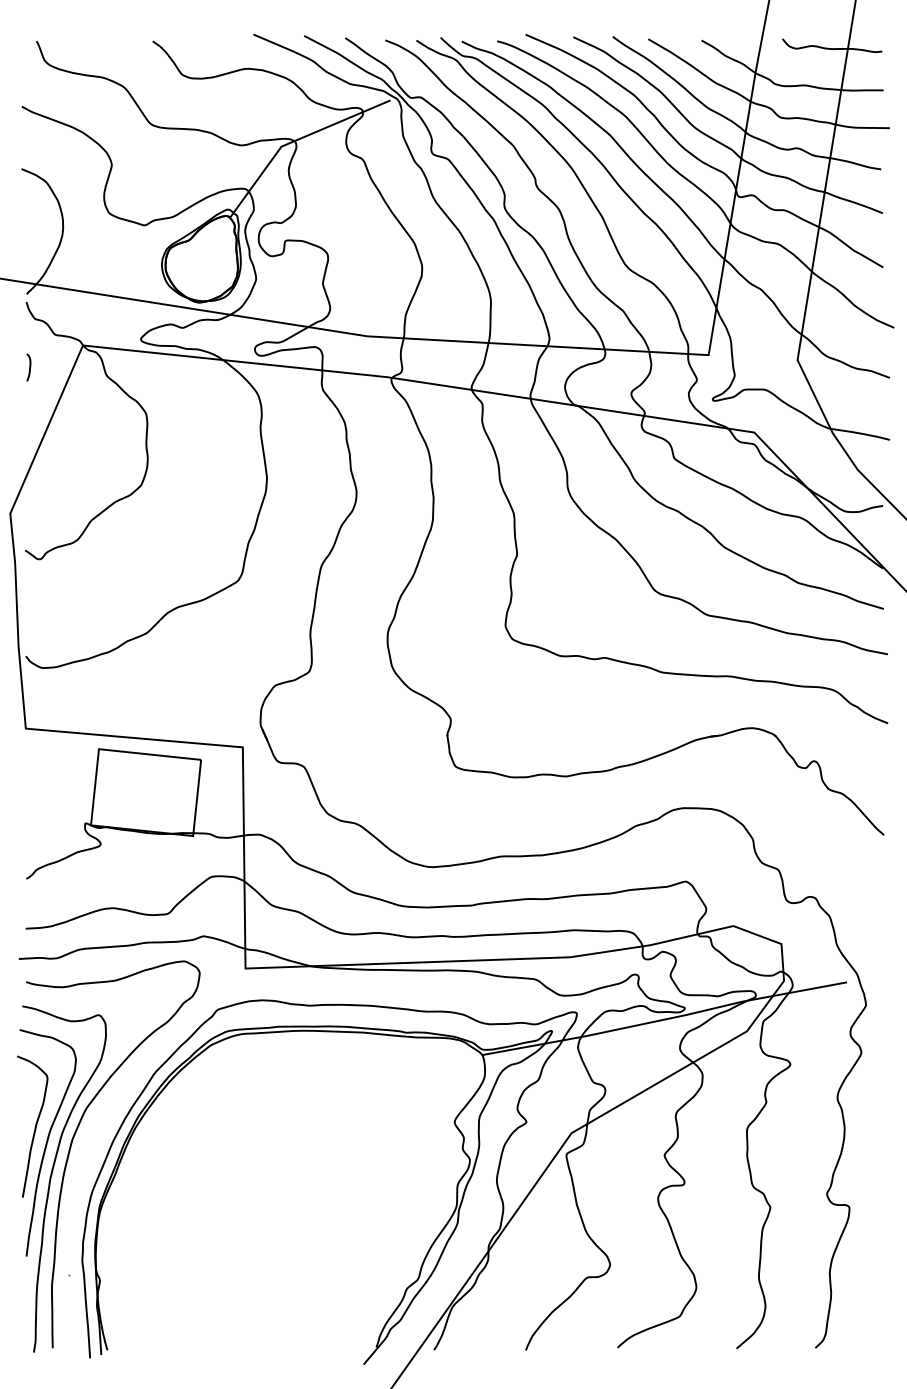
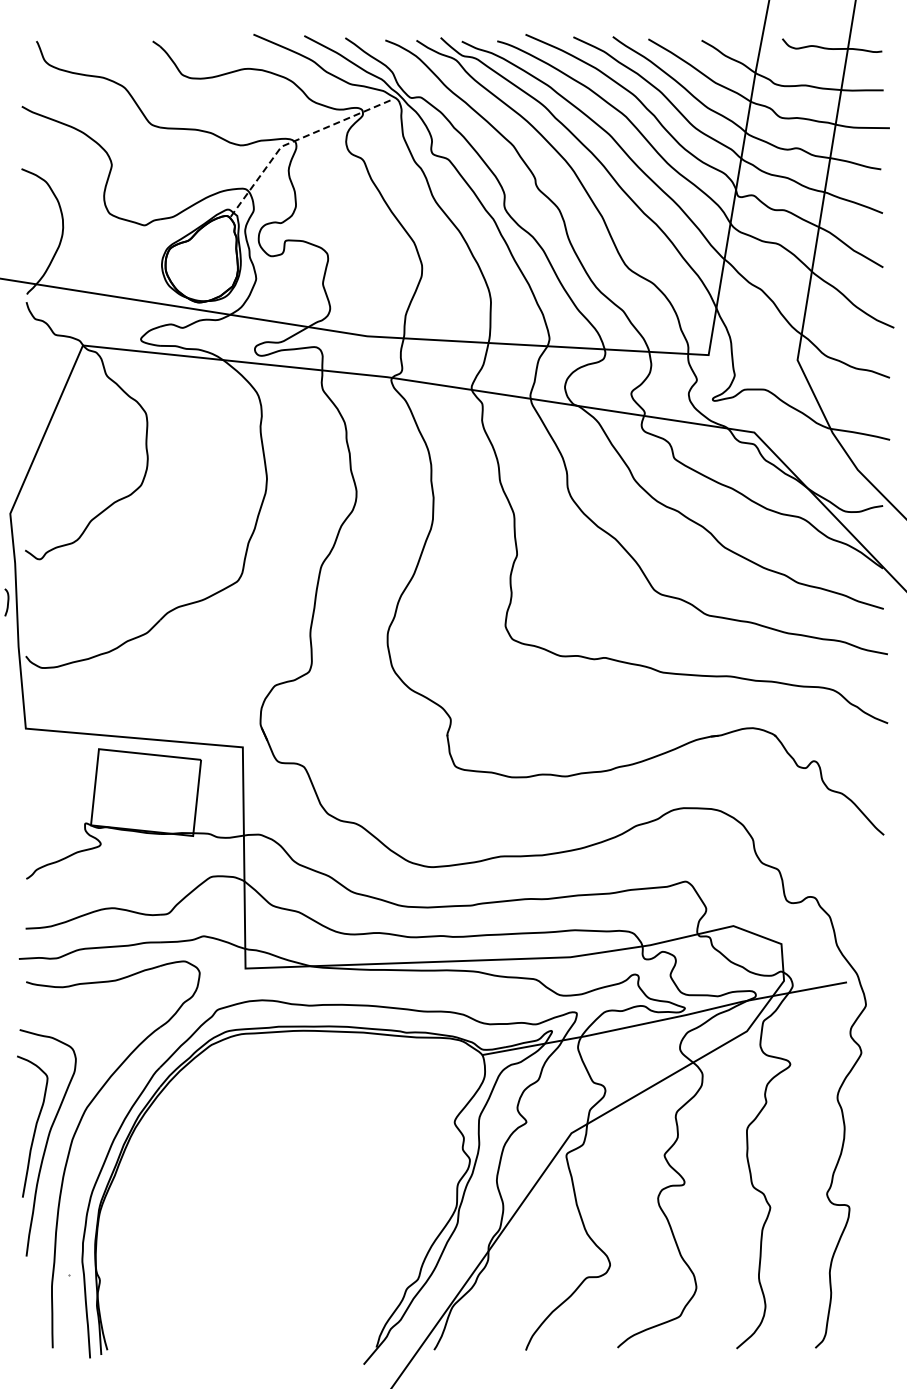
line: solid -> dashed (295, 140)
curve position: (29, 367) -> (7, 602) (7, 602)
curve: present -> none (52, 1175)
